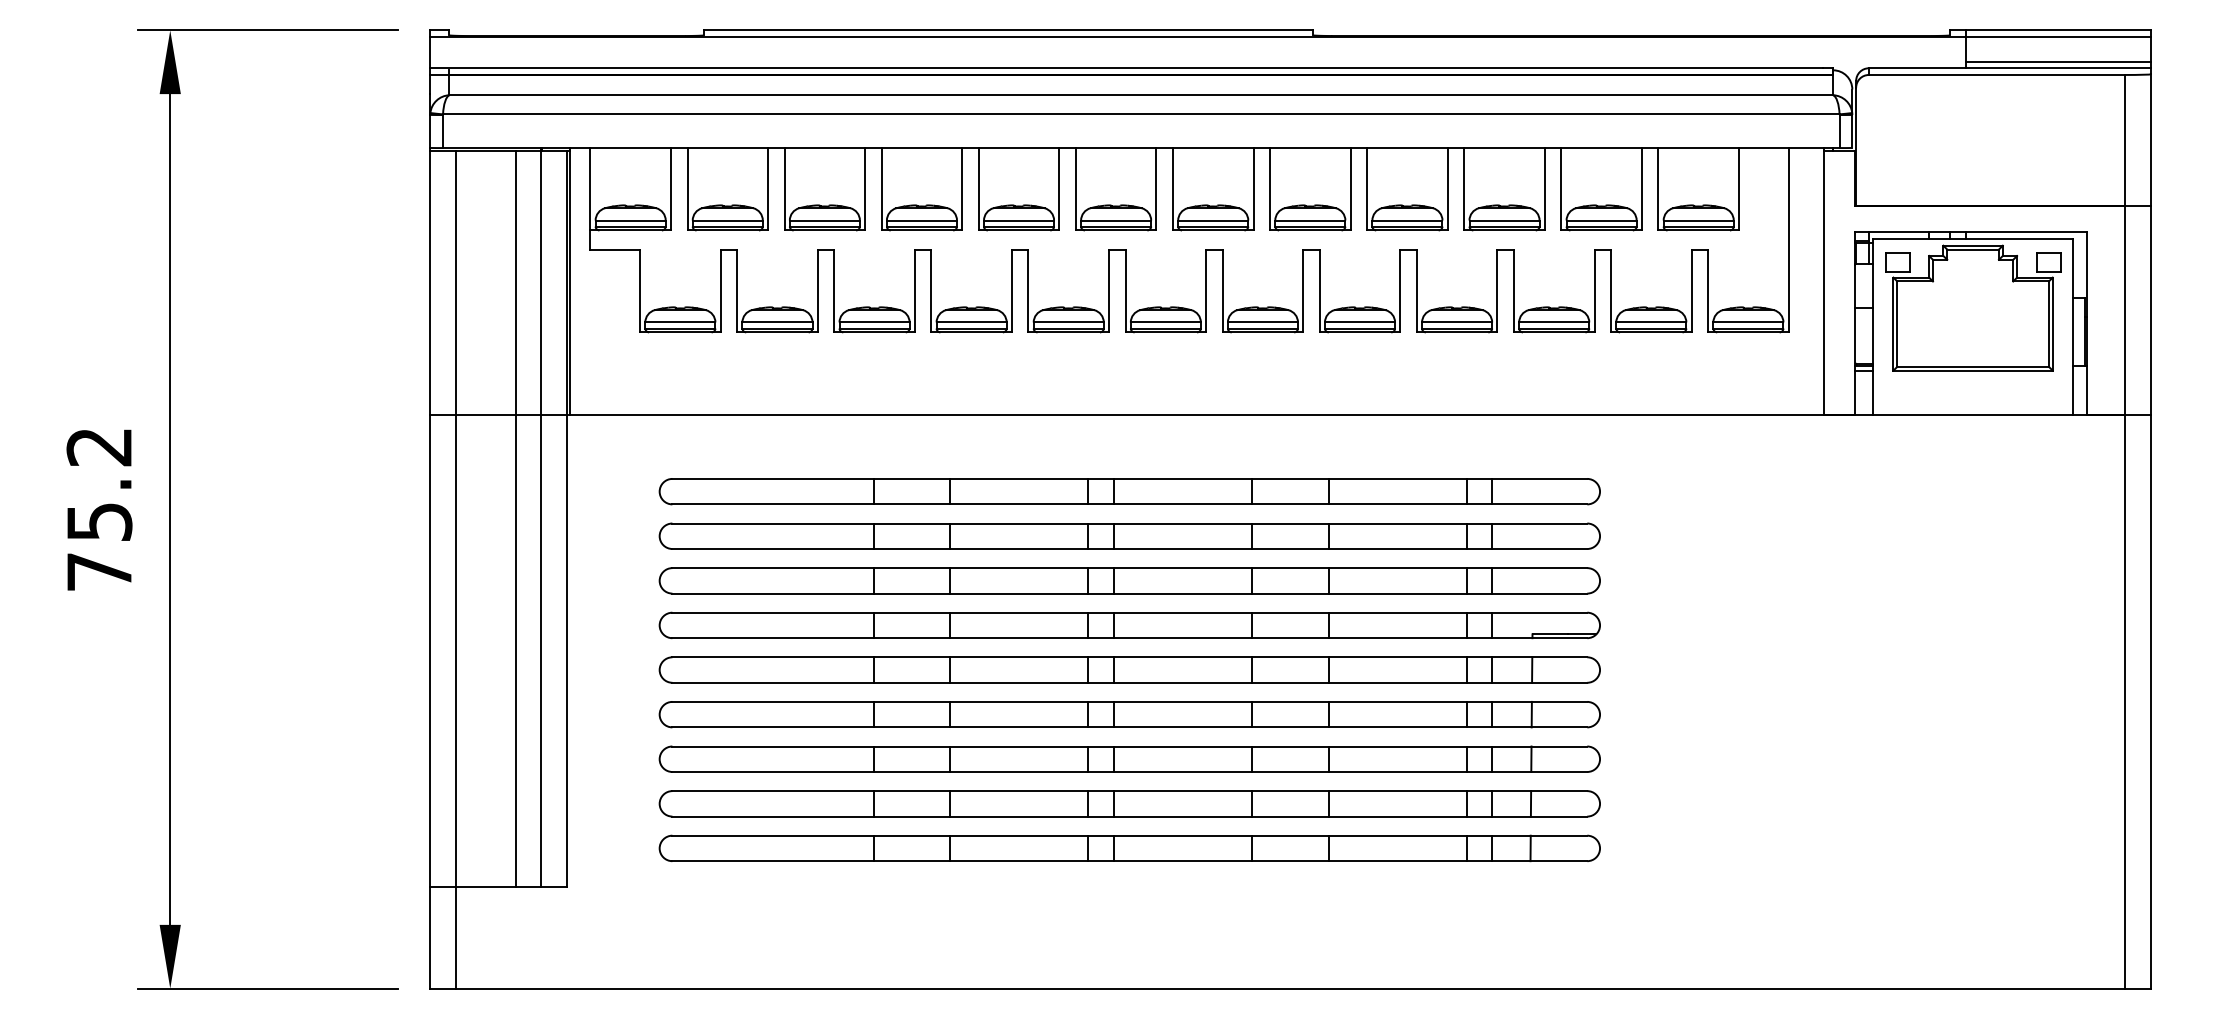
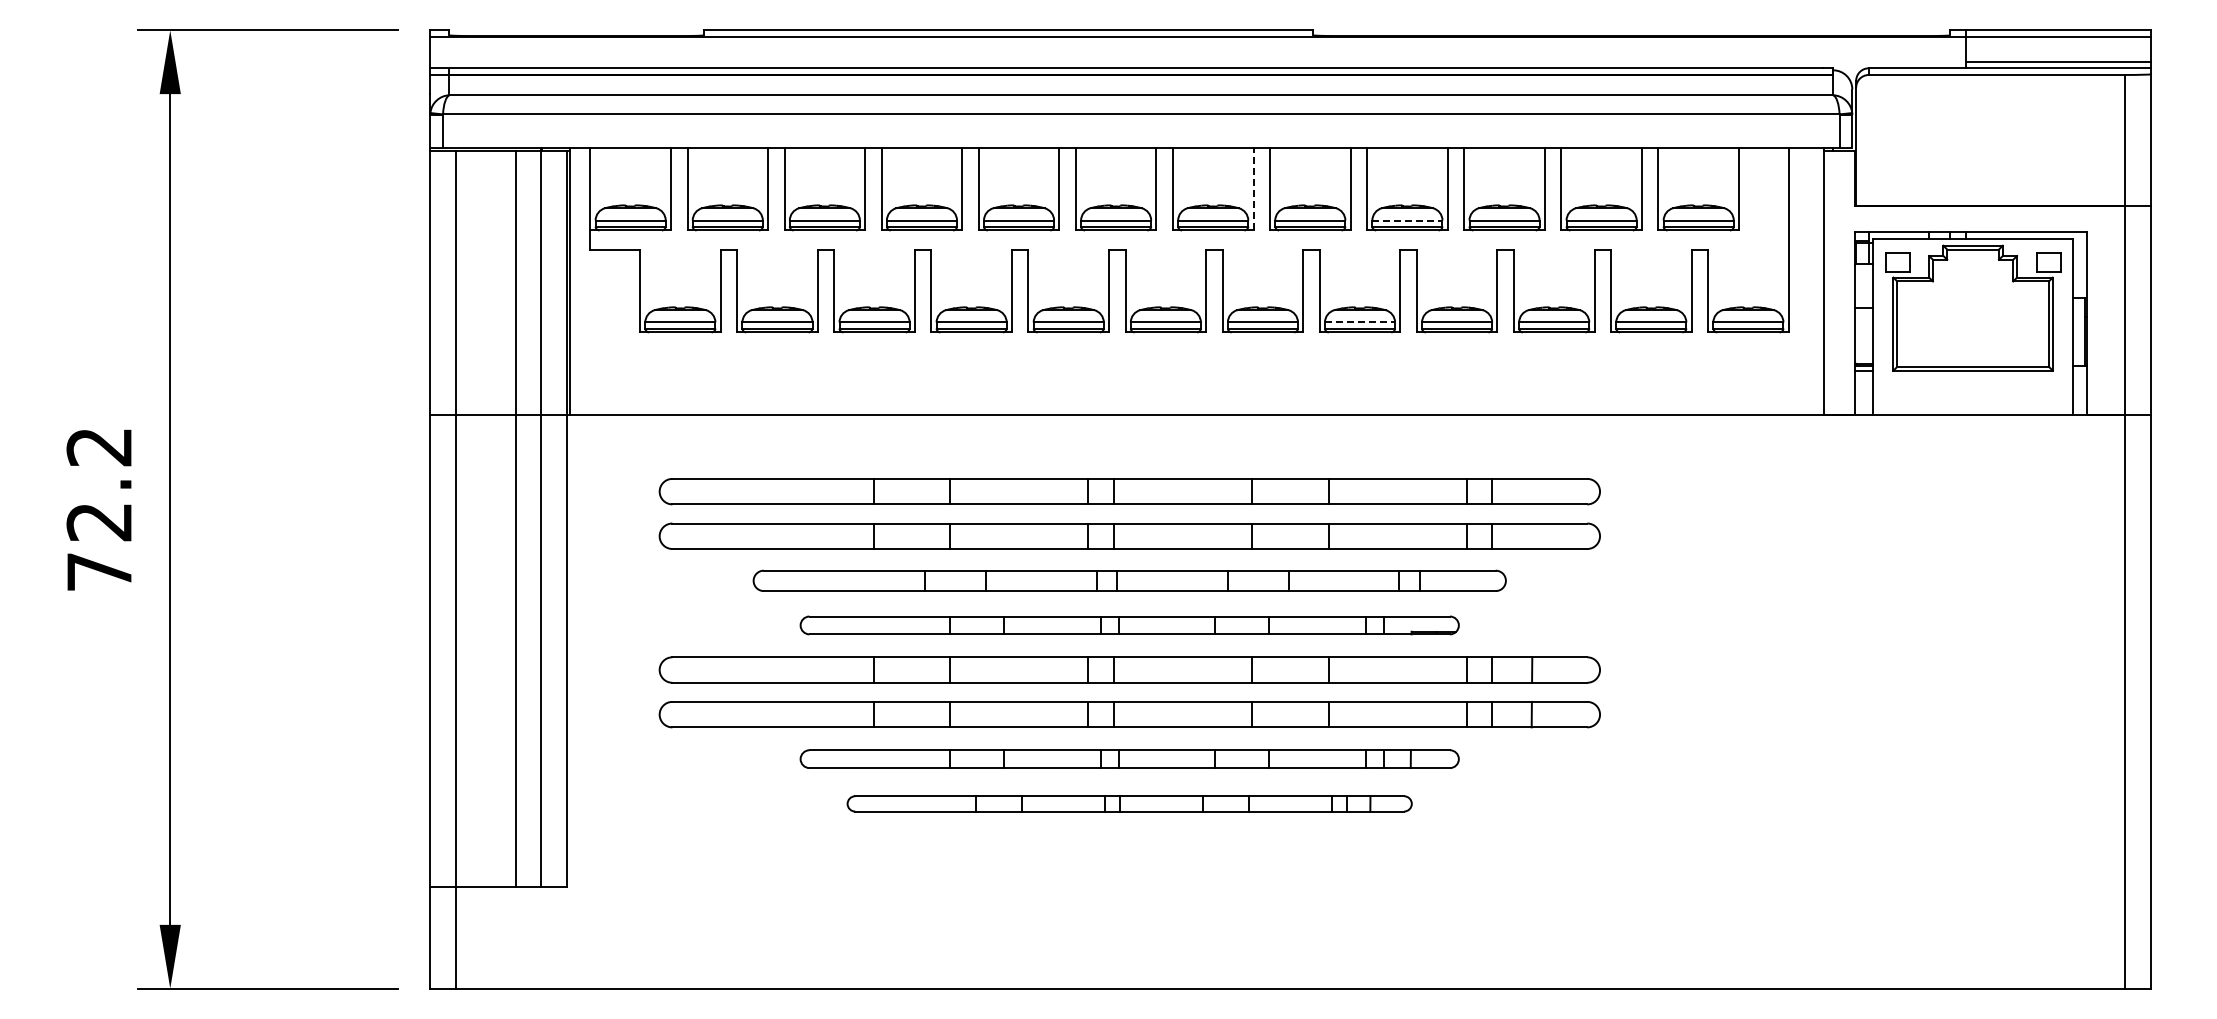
line: solid -> dashed (1253, 188)
line: solid -> dashed (1407, 220)
line: solid -> dashed (1360, 322)
text: 75.2 -> 72.2 (99, 522)
part size: 943x28 px -> 755x23 px (1129, 580)
part size: 943x29 px -> 661x21 px (1129, 625)
part size: 943x28 px -> 661x20 px (1129, 758)
part size: 943x28 px -> 567x18 px (1129, 803)
part: present -> none (1129, 848)
